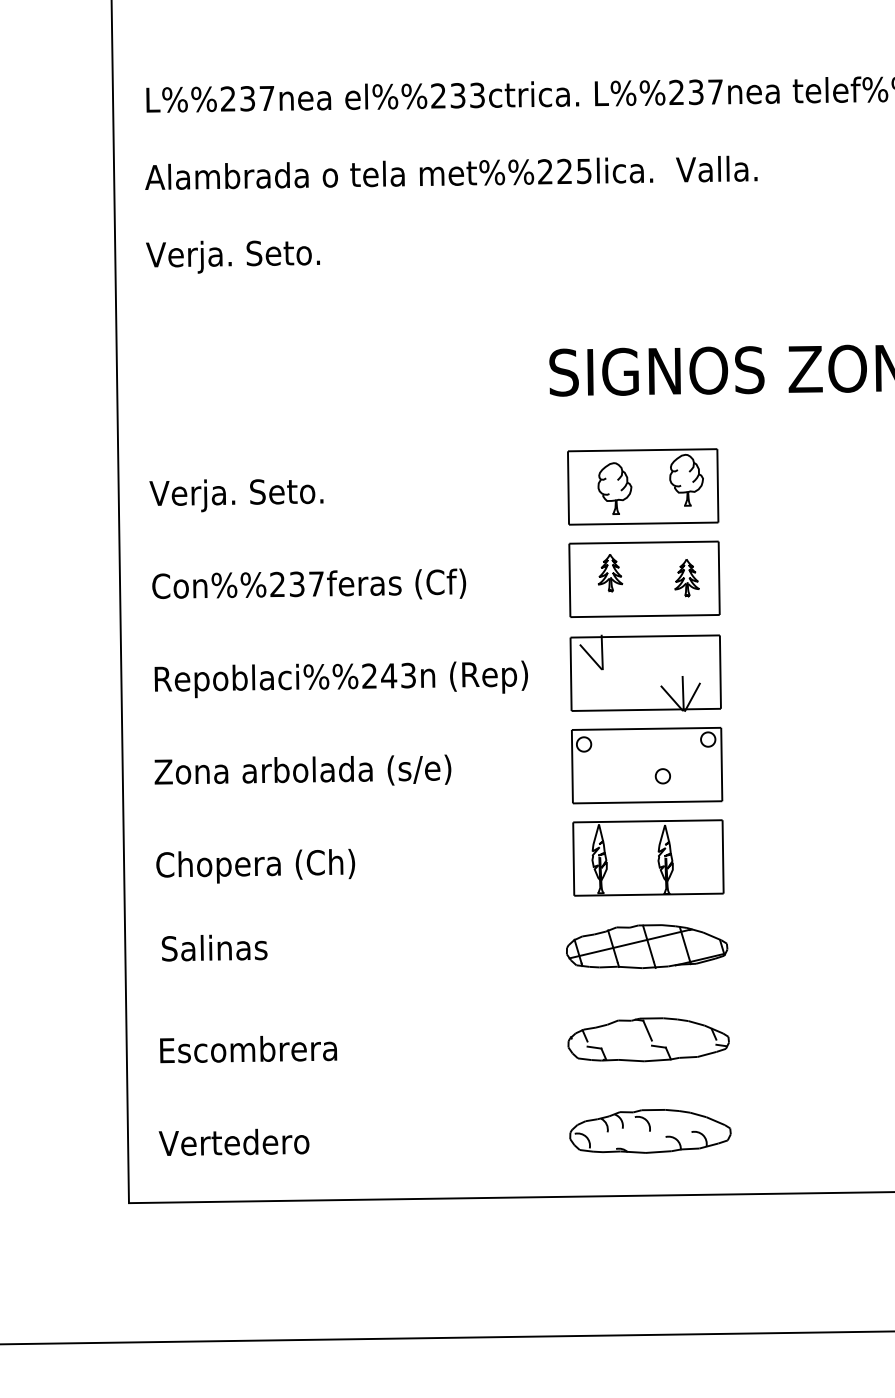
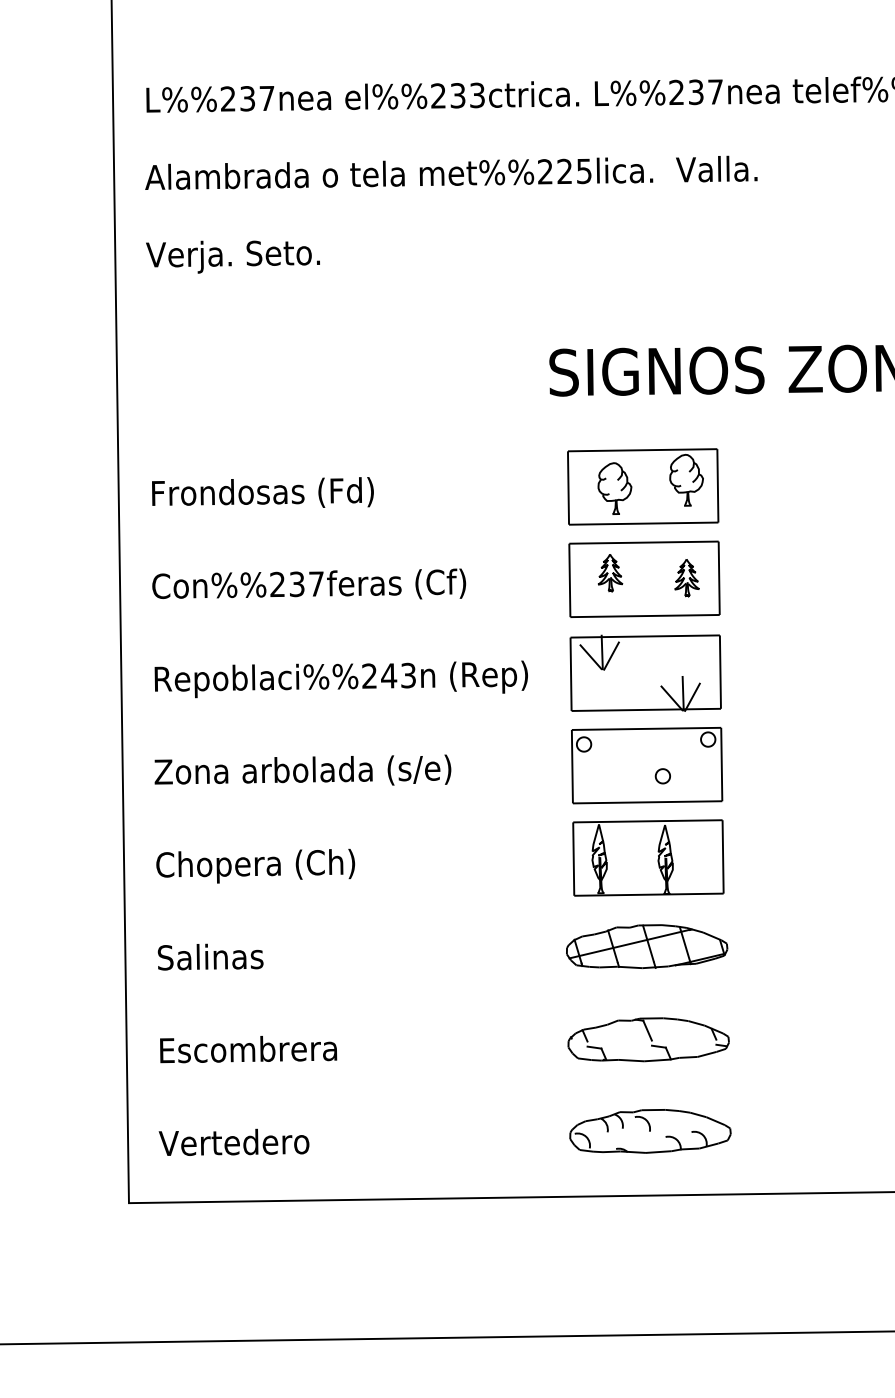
text: Verja. Seto. -> Frondosas (Fd) (261, 494)
line: none -> present (611, 655)
text position: (214, 947) -> (210, 956) (210, 956)
